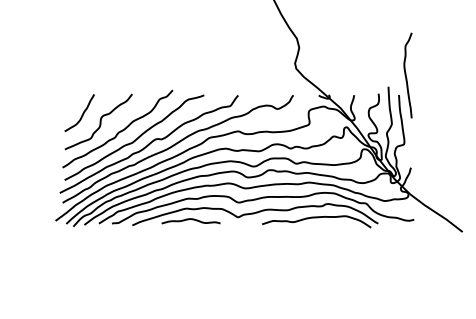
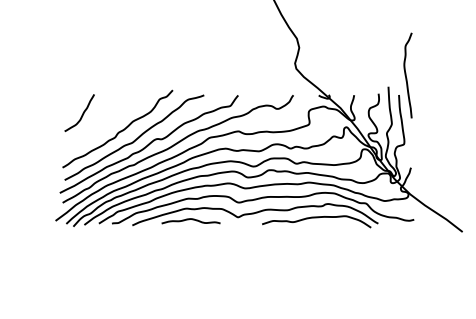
curve: present -> none (99, 121)
